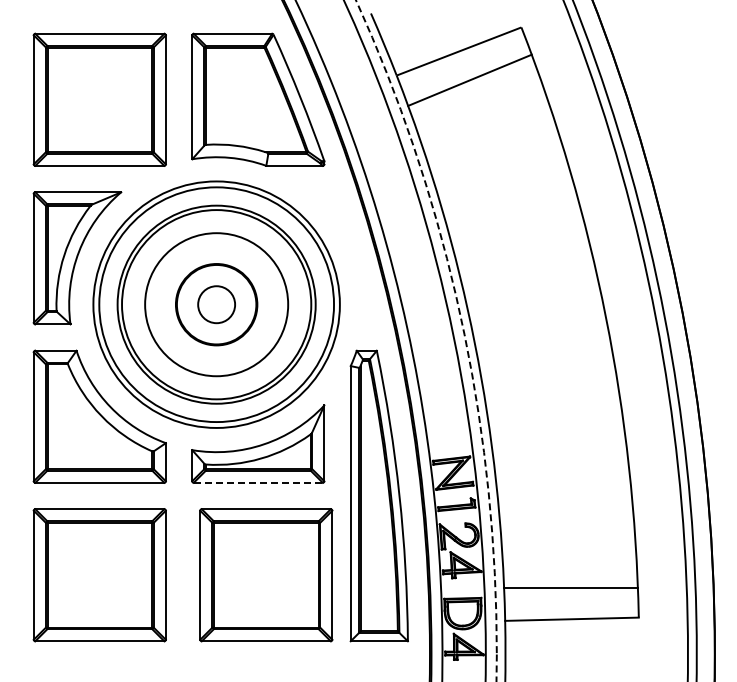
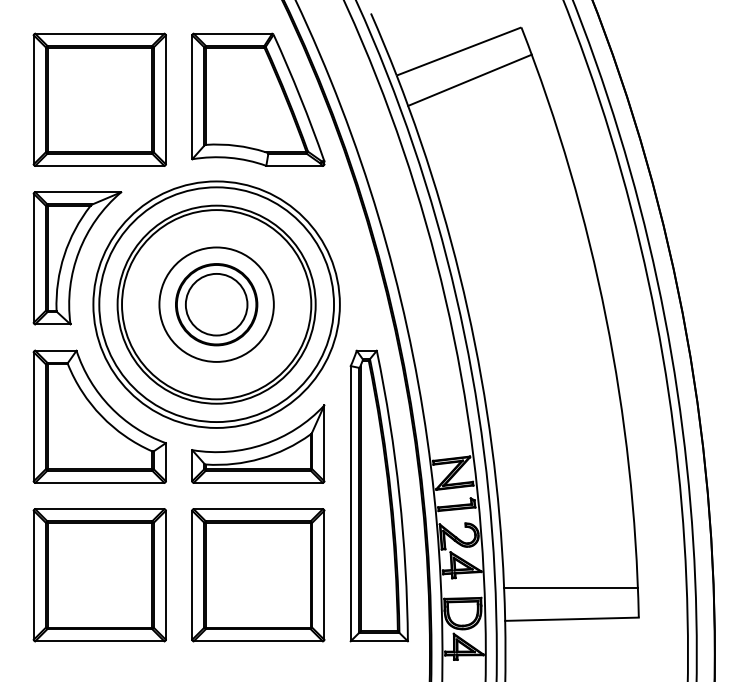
circle diameter: 143 px -> 114 px (216, 304)
circle diameter: 37 px -> 62 px (216, 304)
circle: dashed -> solid (425, 340)
line: dashed -> solid (258, 482)
part position: (266, 575) -> (258, 575) (258, 575)
